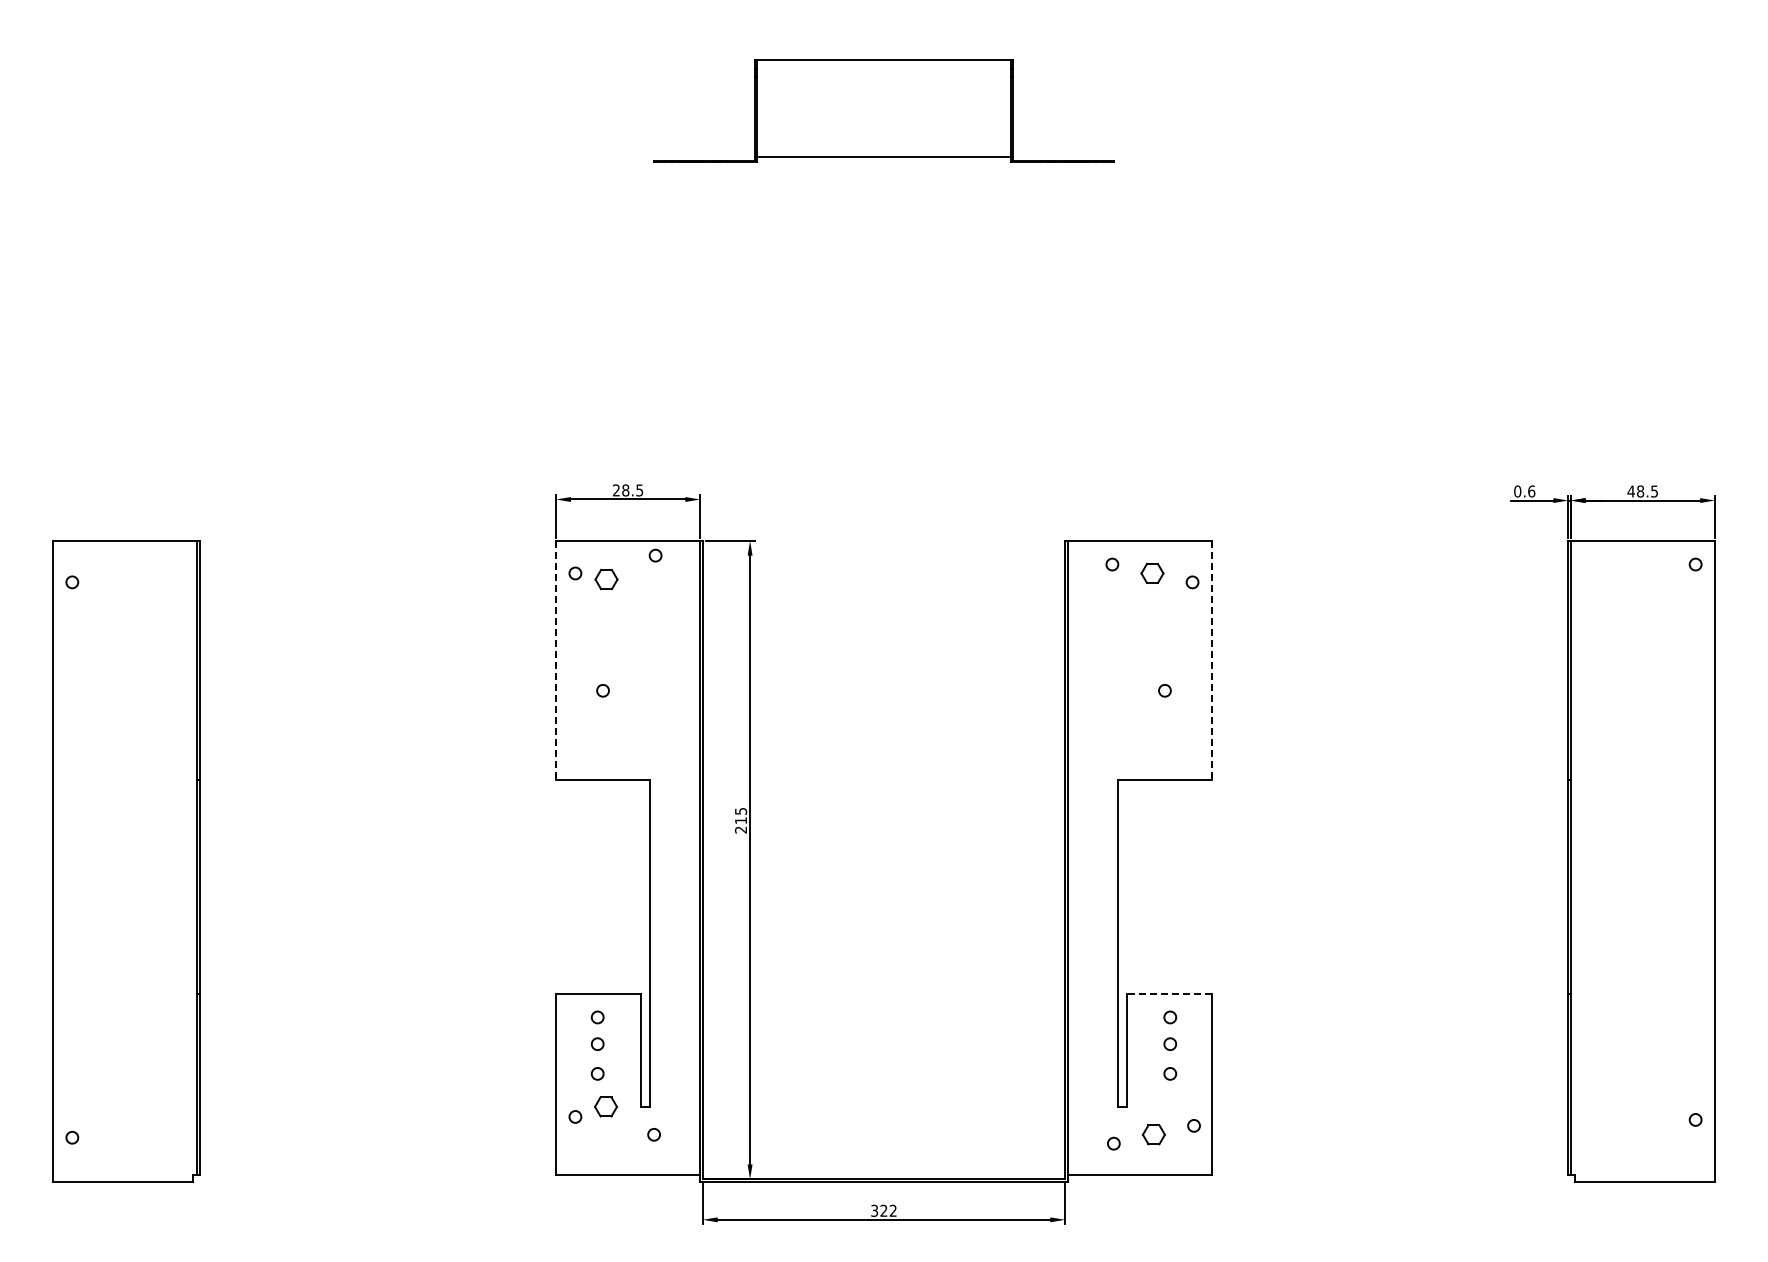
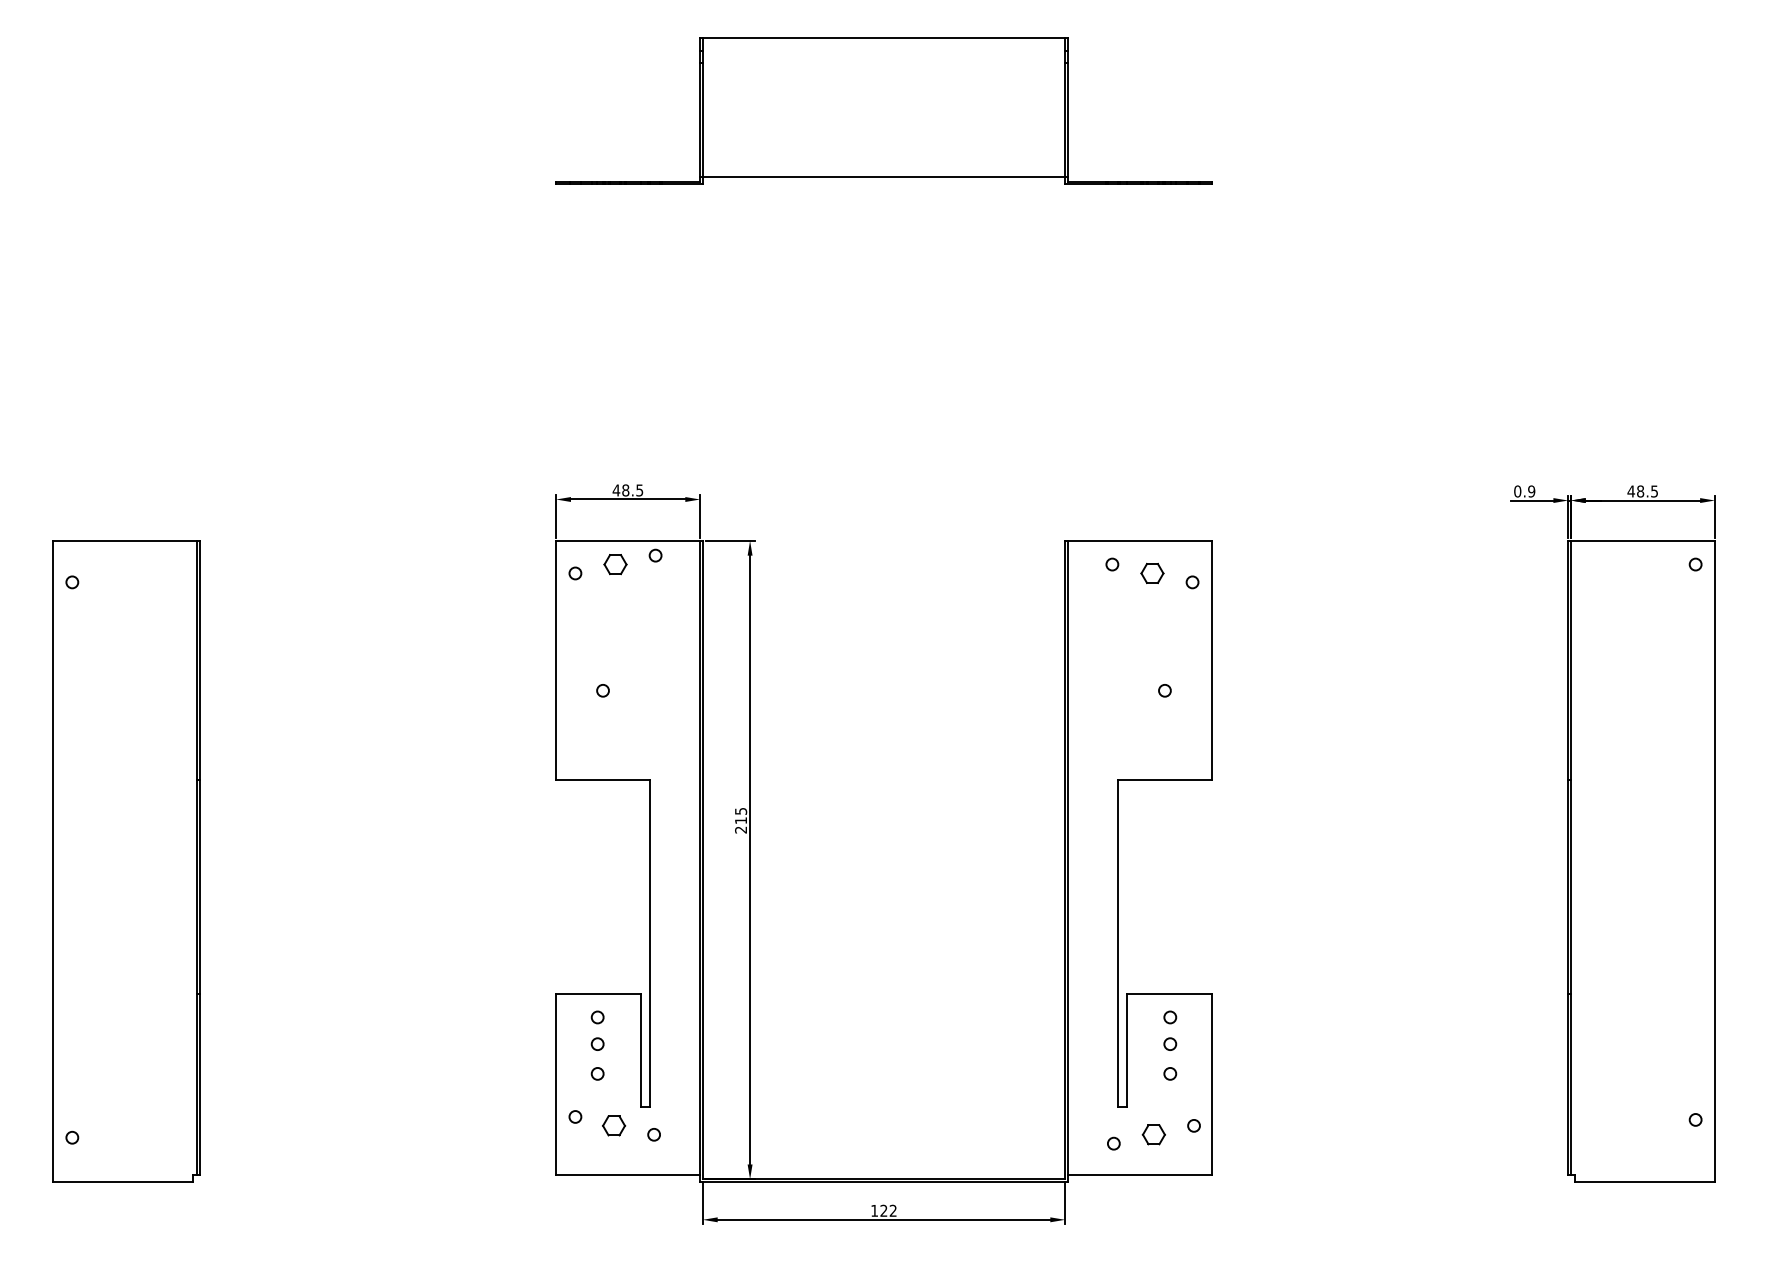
part size: 462x104 px -> 658x148 px (883, 110)
text: 28.5 -> 48.5 (616, 490)
text: 0.6 -> 0.9 (1531, 491)
part position: (606, 579) -> (615, 564) (615, 564)
line: dashed -> solid (556, 660)
line: dashed -> solid (1211, 660)
line: dashed -> solid (1169, 993)
part position: (606, 1106) -> (614, 1125) (614, 1125)
text: 322 -> 122 (874, 1210)
